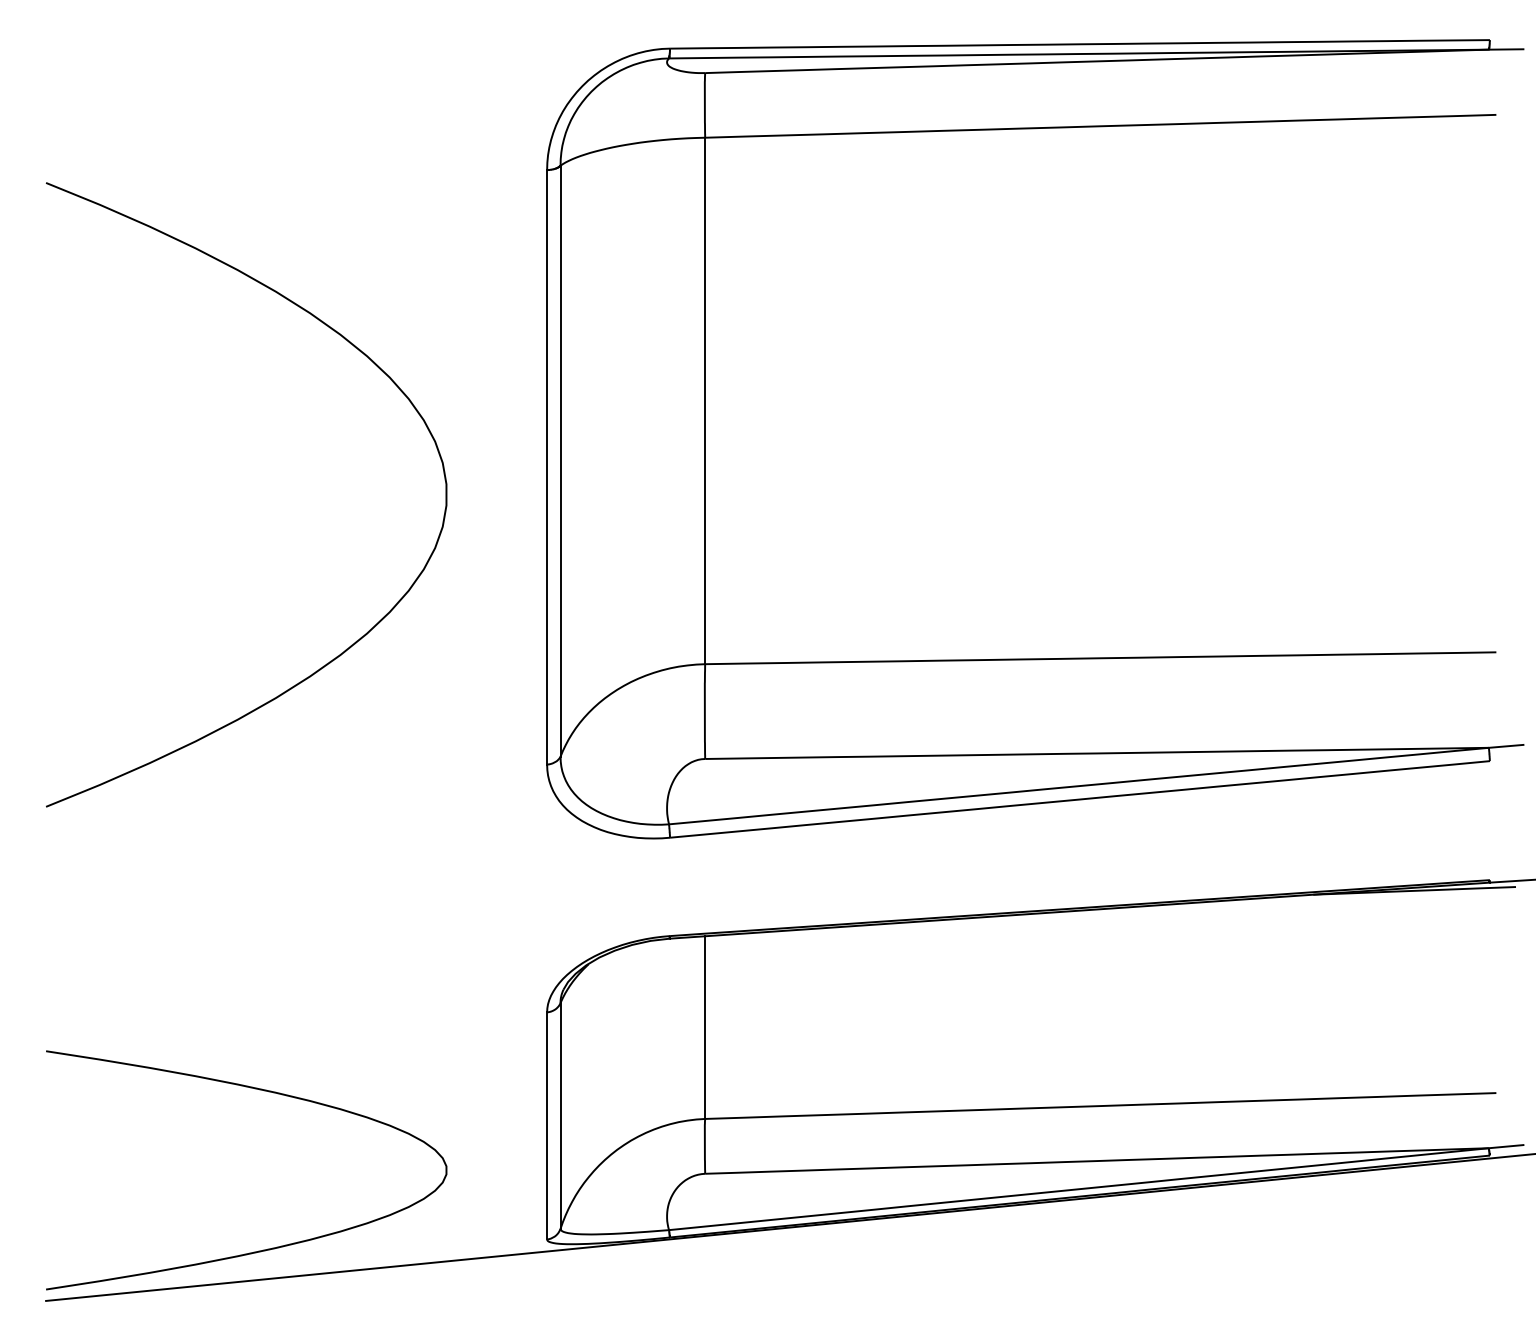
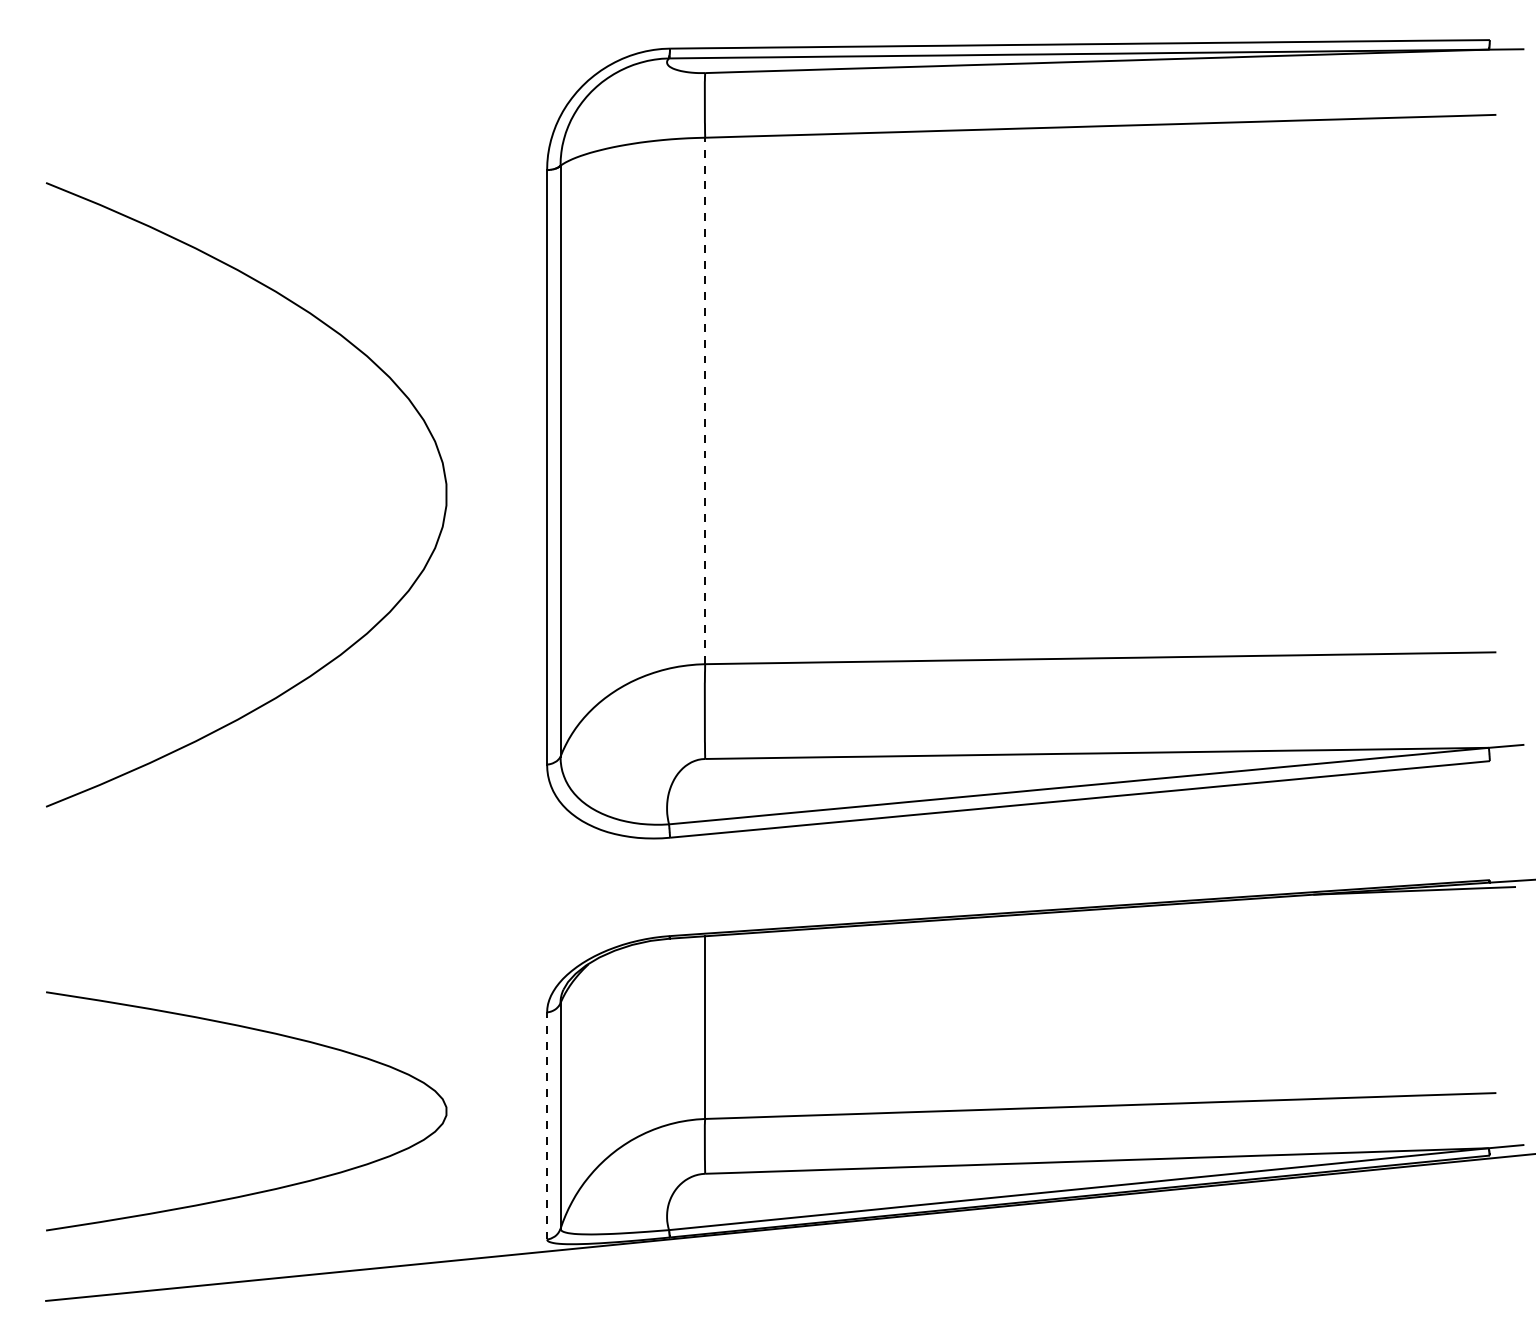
line: solid -> dashed (705, 400)
line: solid -> dashed (547, 1125)
curve position: (267, 1248) -> (267, 1189) (267, 1189)
